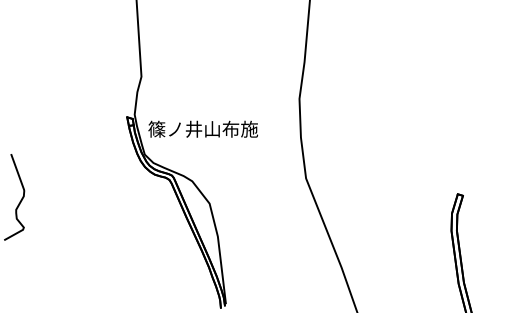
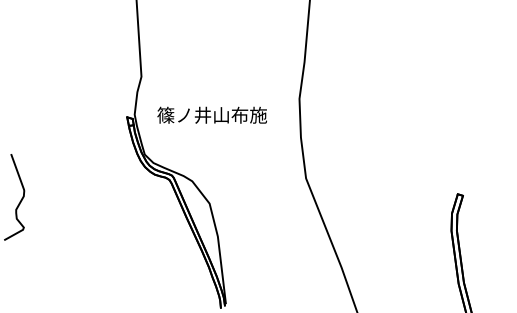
text position: (202, 128) -> (211, 114) (211, 114)
